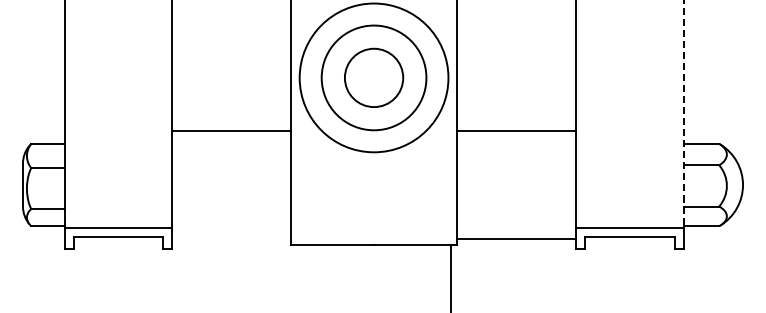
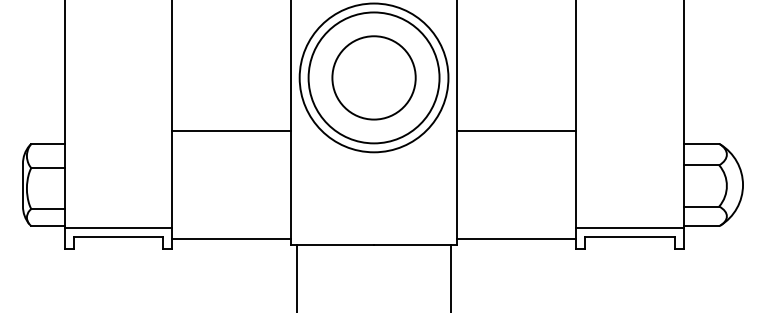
circle diameter: 105 px -> 131 px (373, 77)
circle diameter: 58 px -> 83 px (373, 77)
line: dashed -> solid (683, 114)
line: none -> present (230, 238)
line: none -> present (296, 276)
